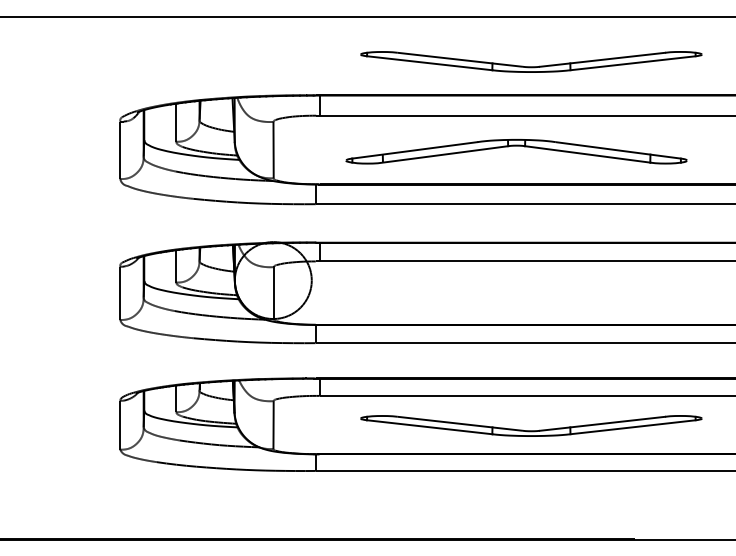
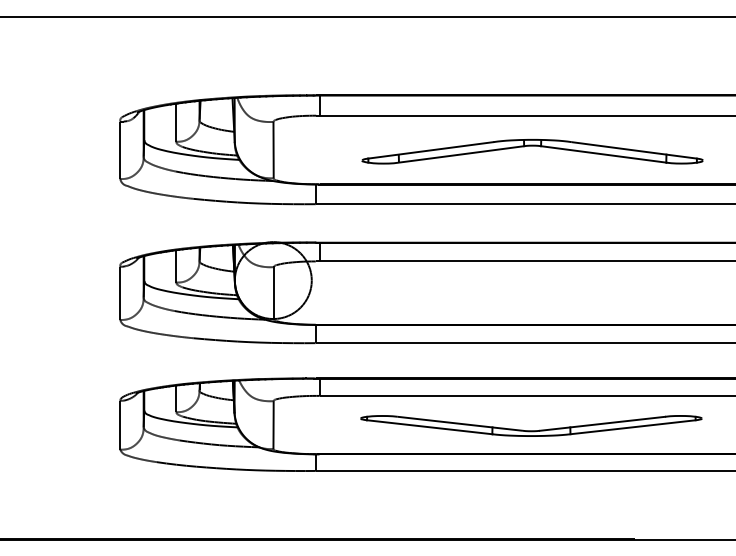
part: present -> none (531, 61)
part position: (516, 151) -> (532, 151) (532, 151)
